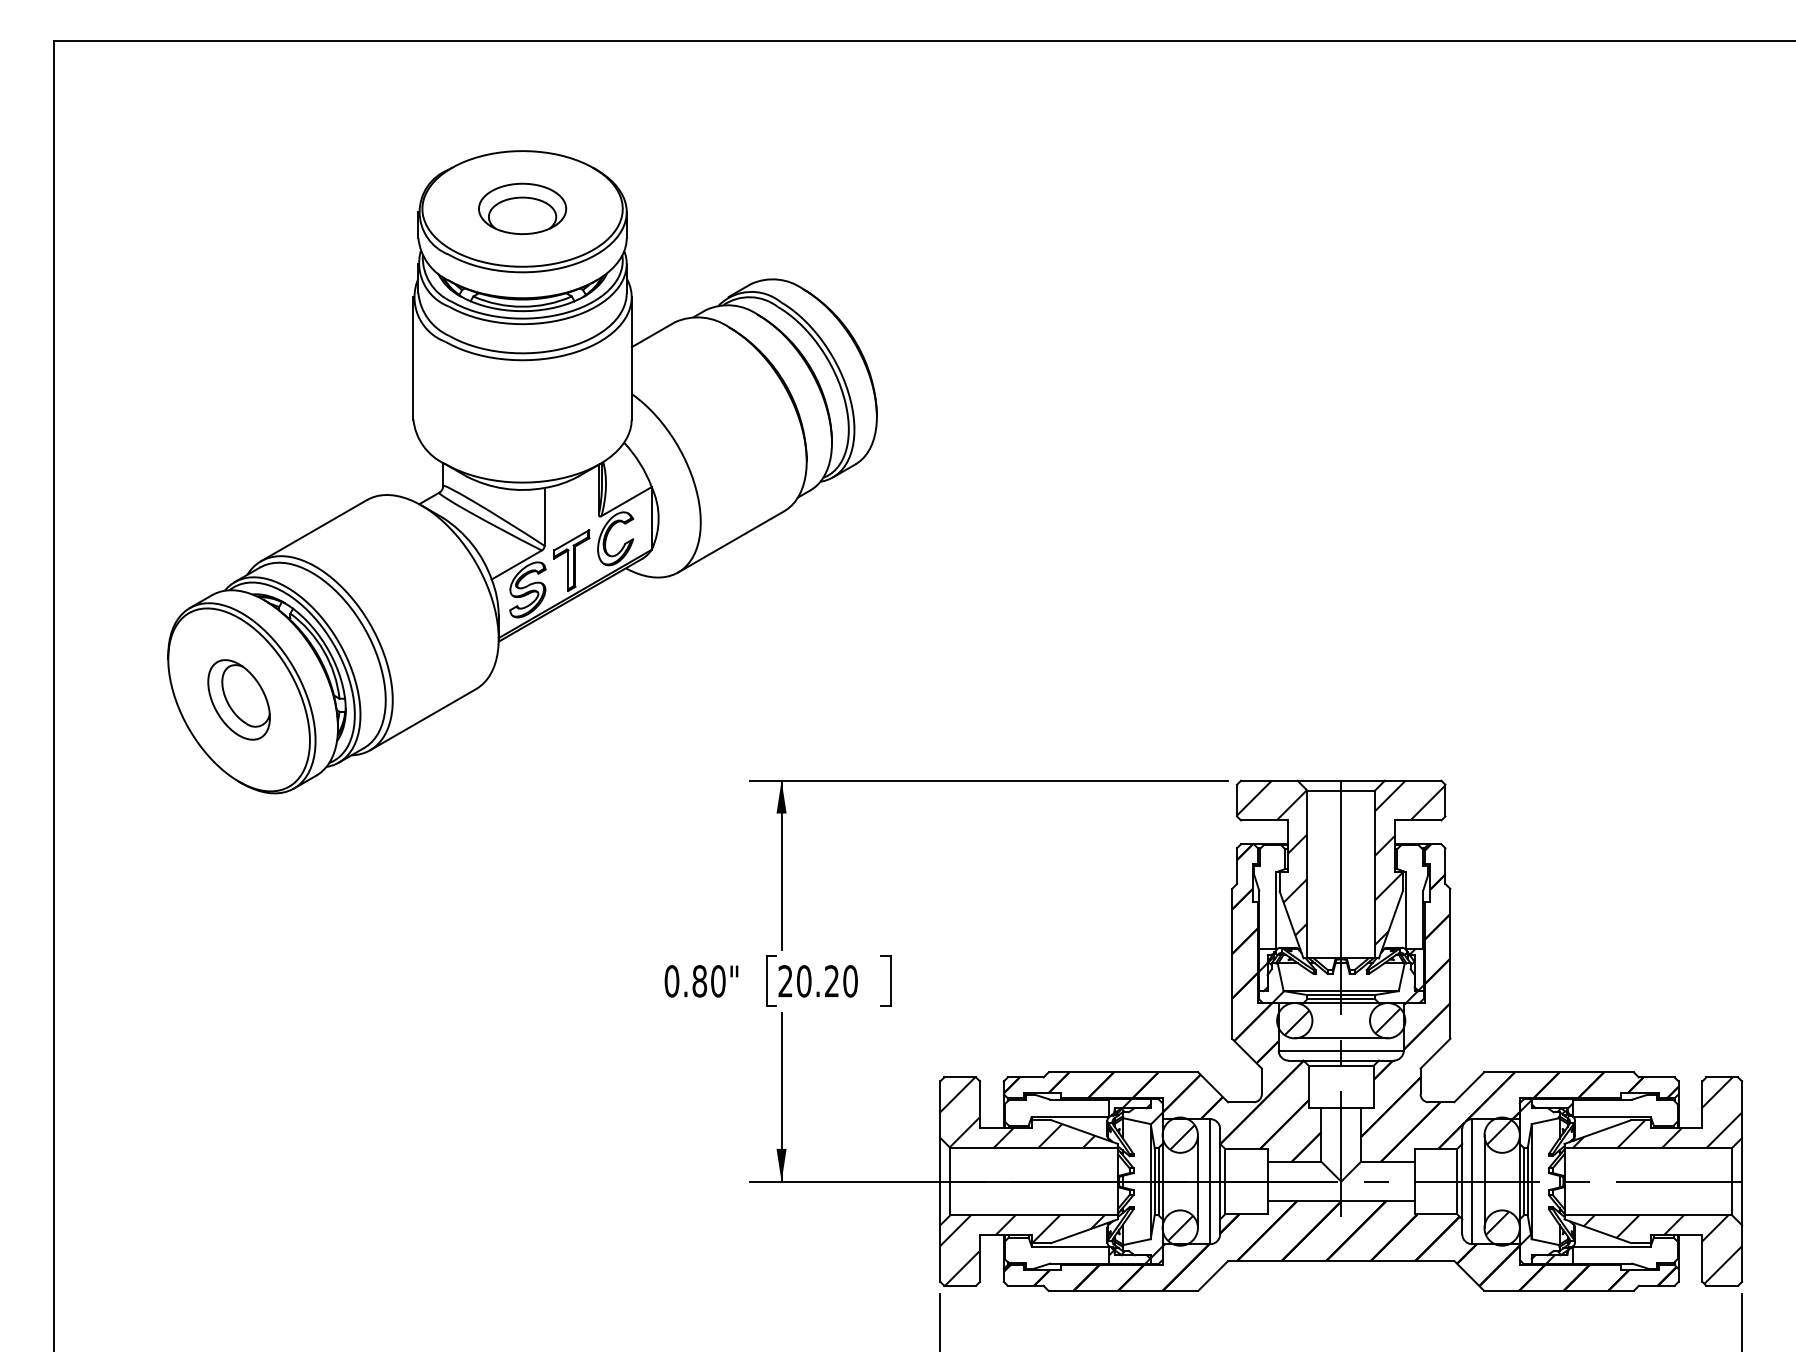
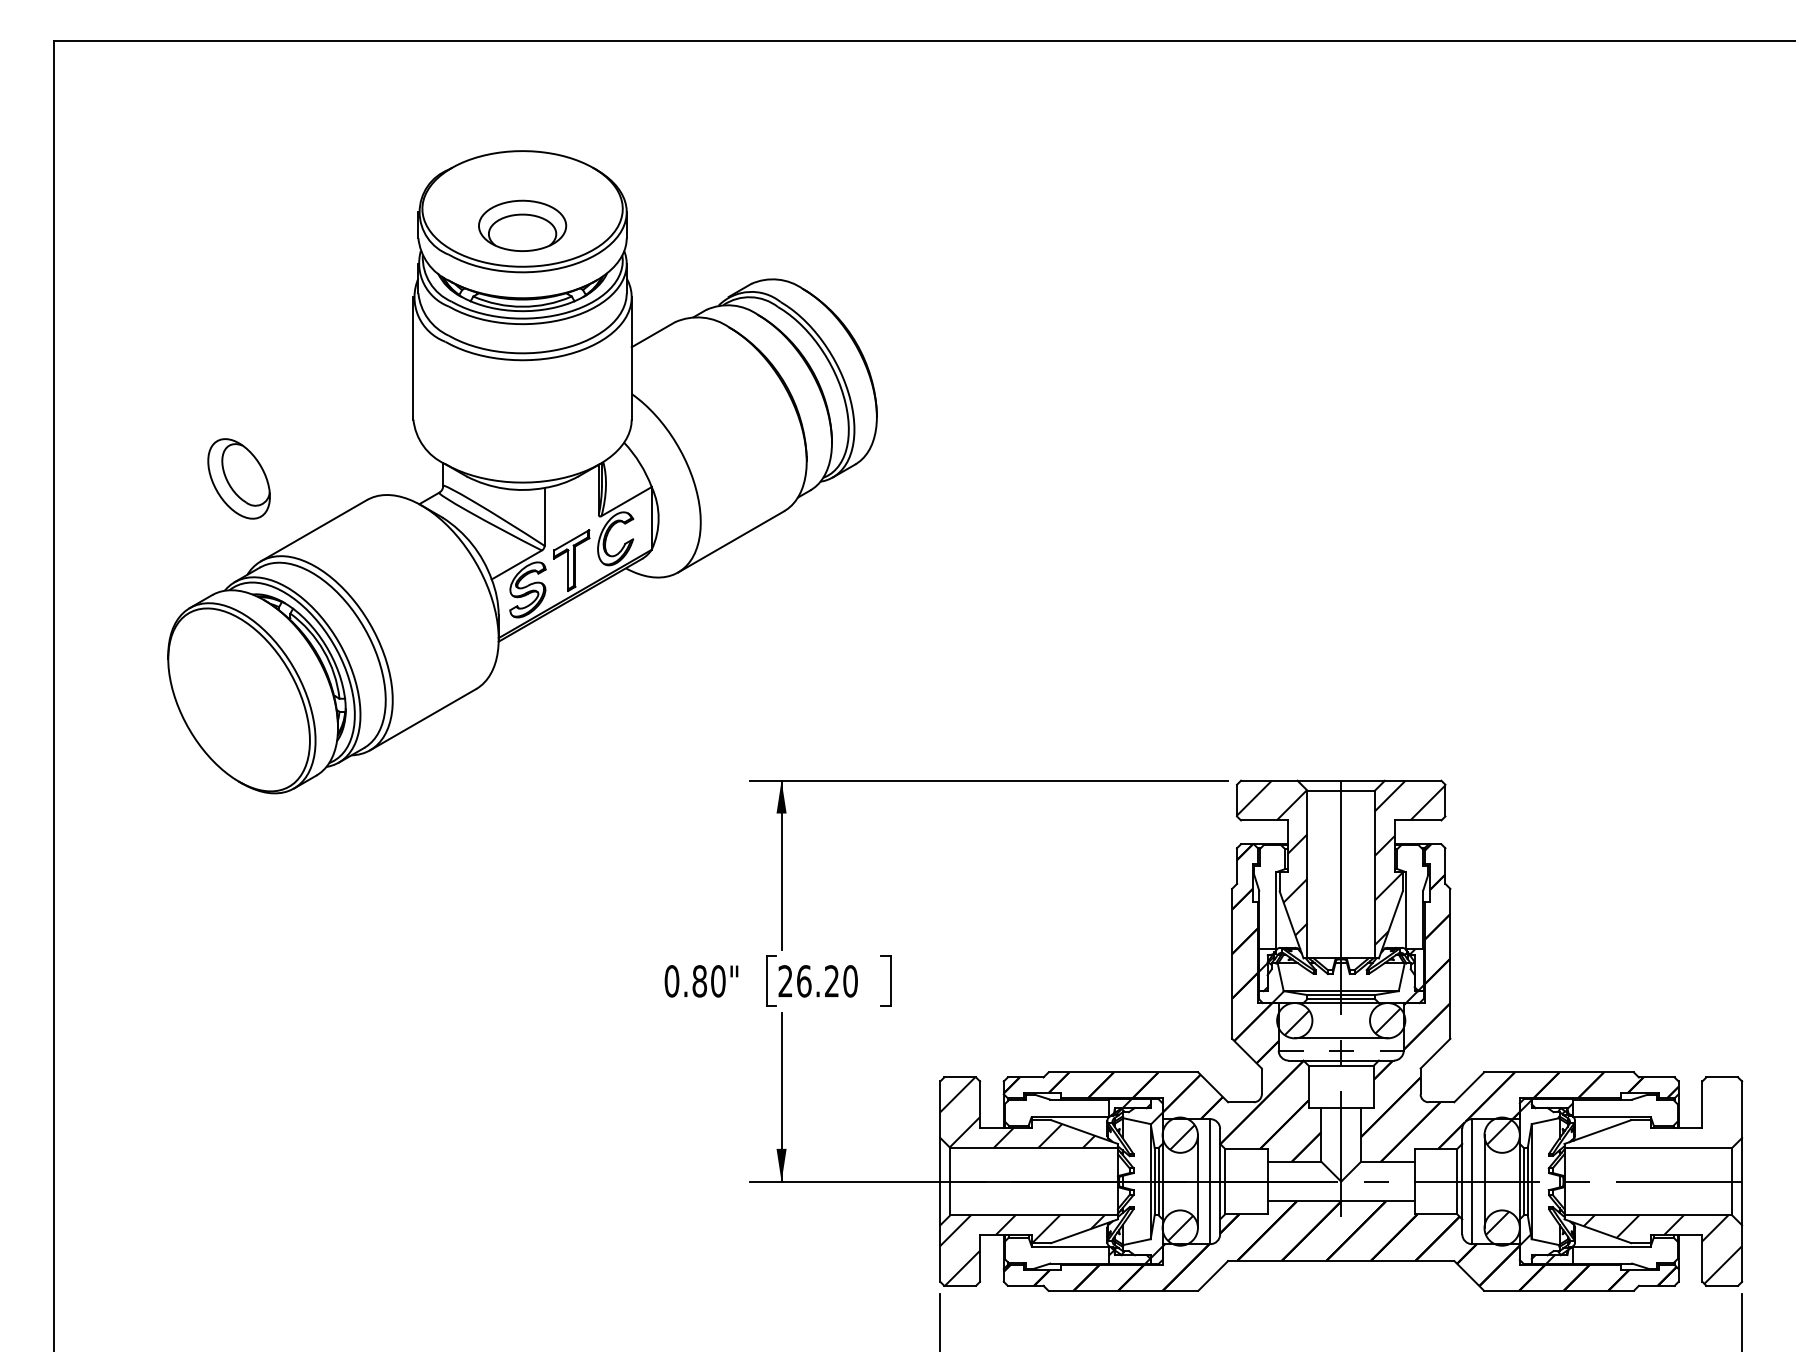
part position: (522, 208) -> (522, 225) (522, 225)
part position: (238, 699) -> (238, 478) (238, 478)
text: 20.20 -> 26.20 (804, 981)
line: solid -> dashed (1341, 1050)
hatch: present -> none (1657, 1112)
